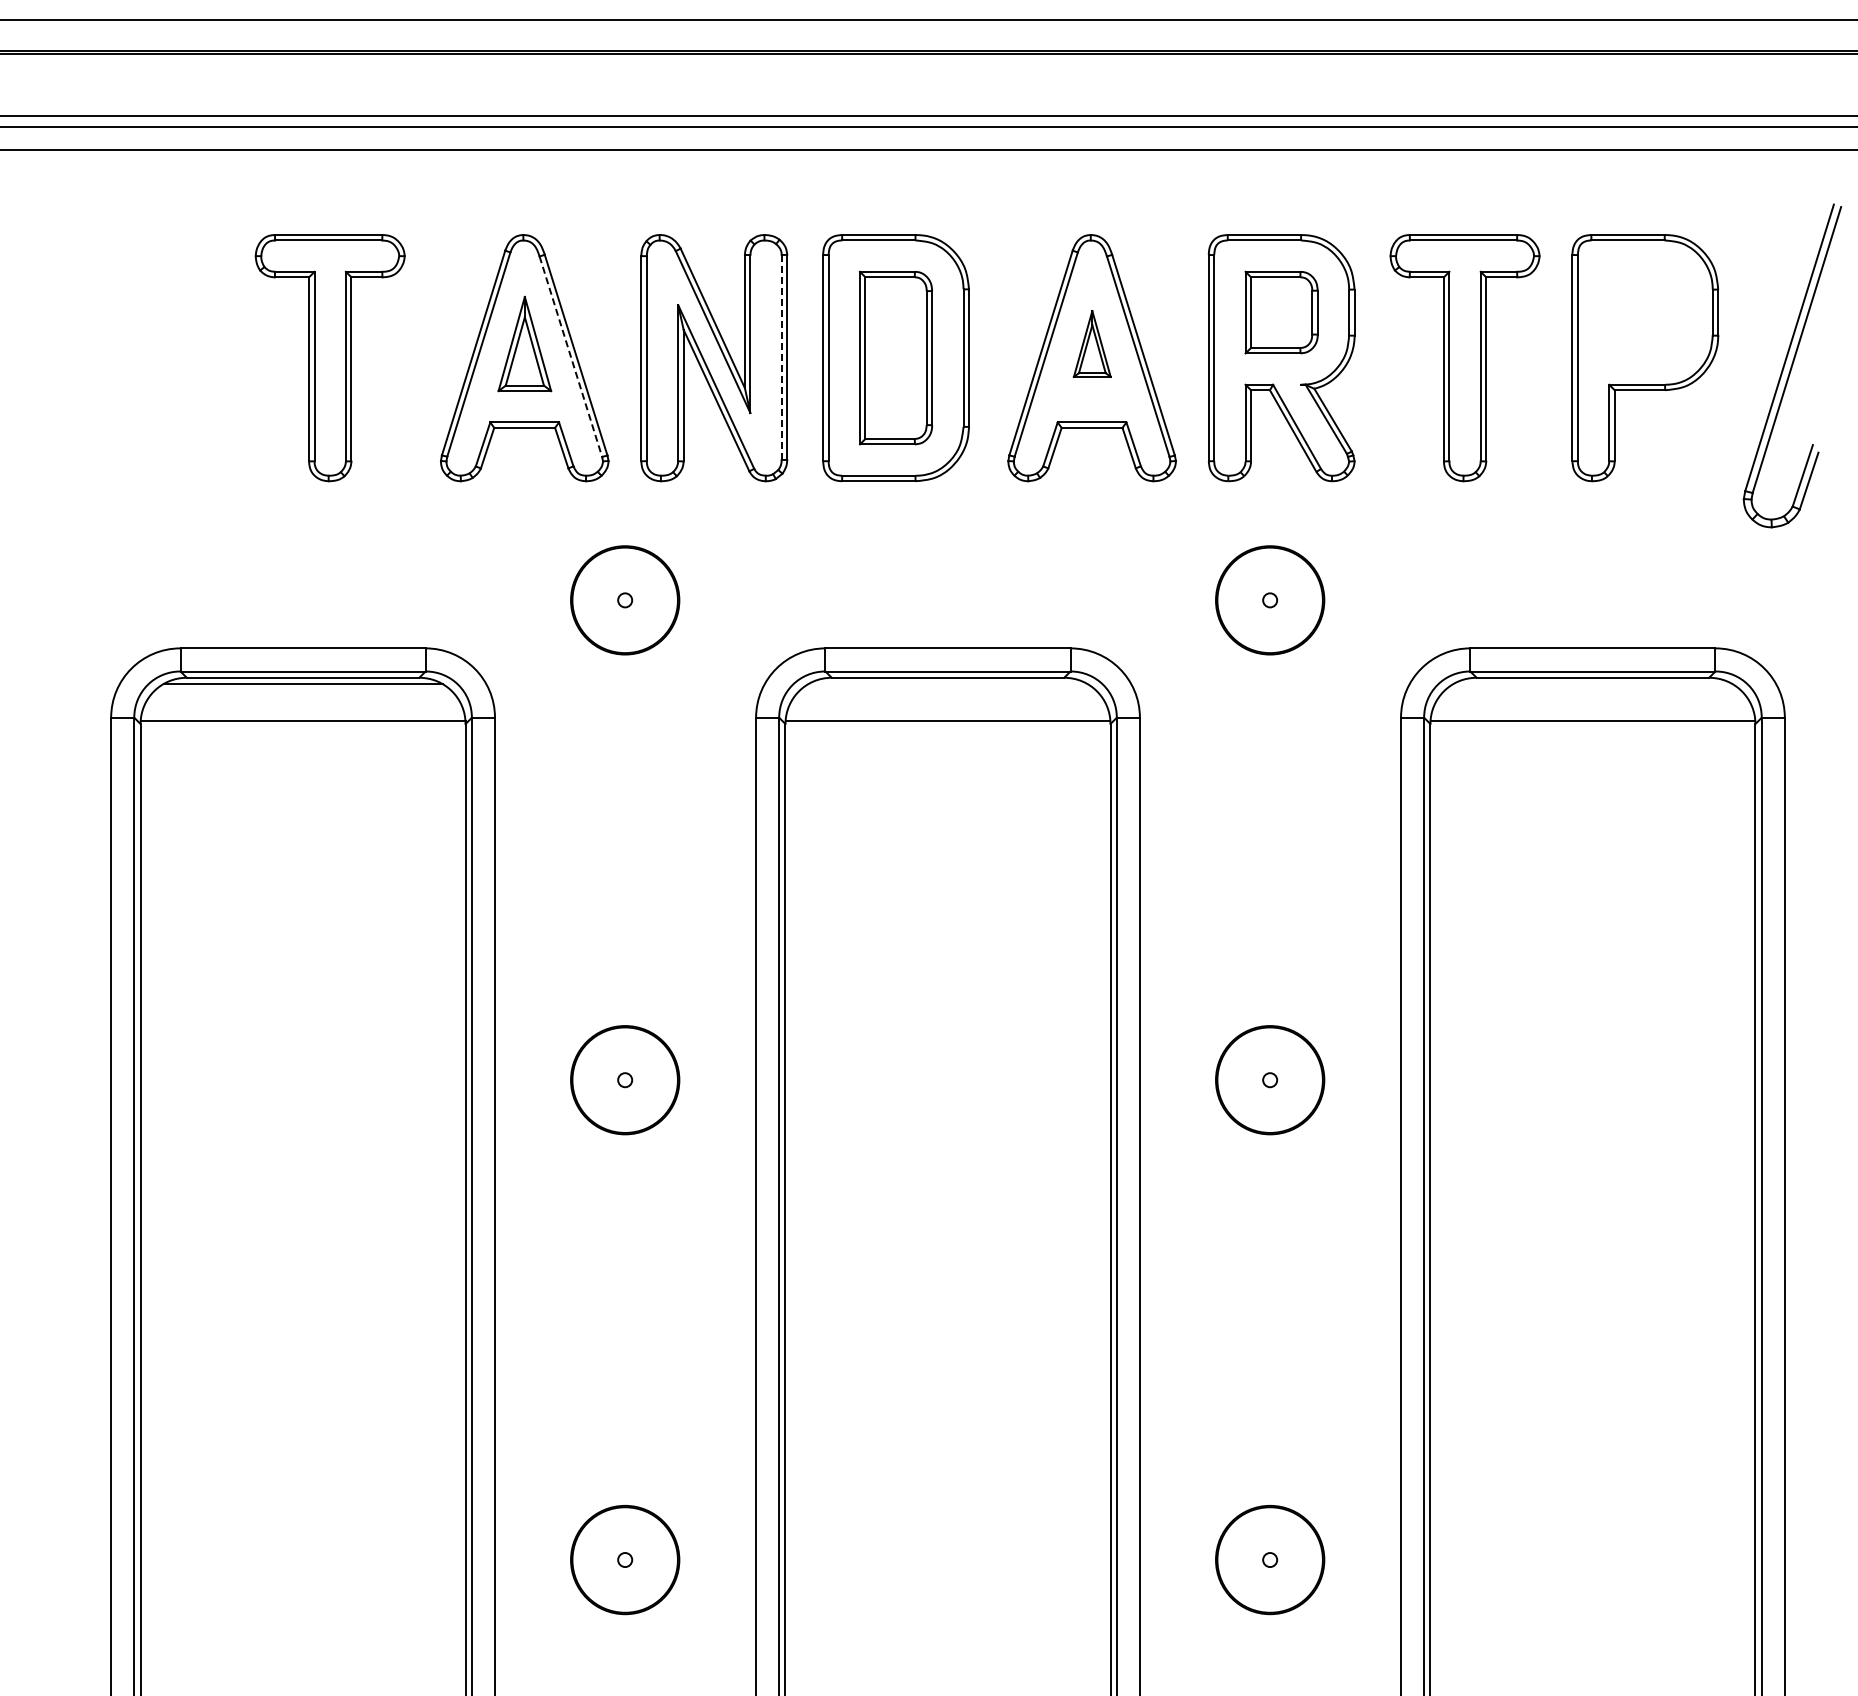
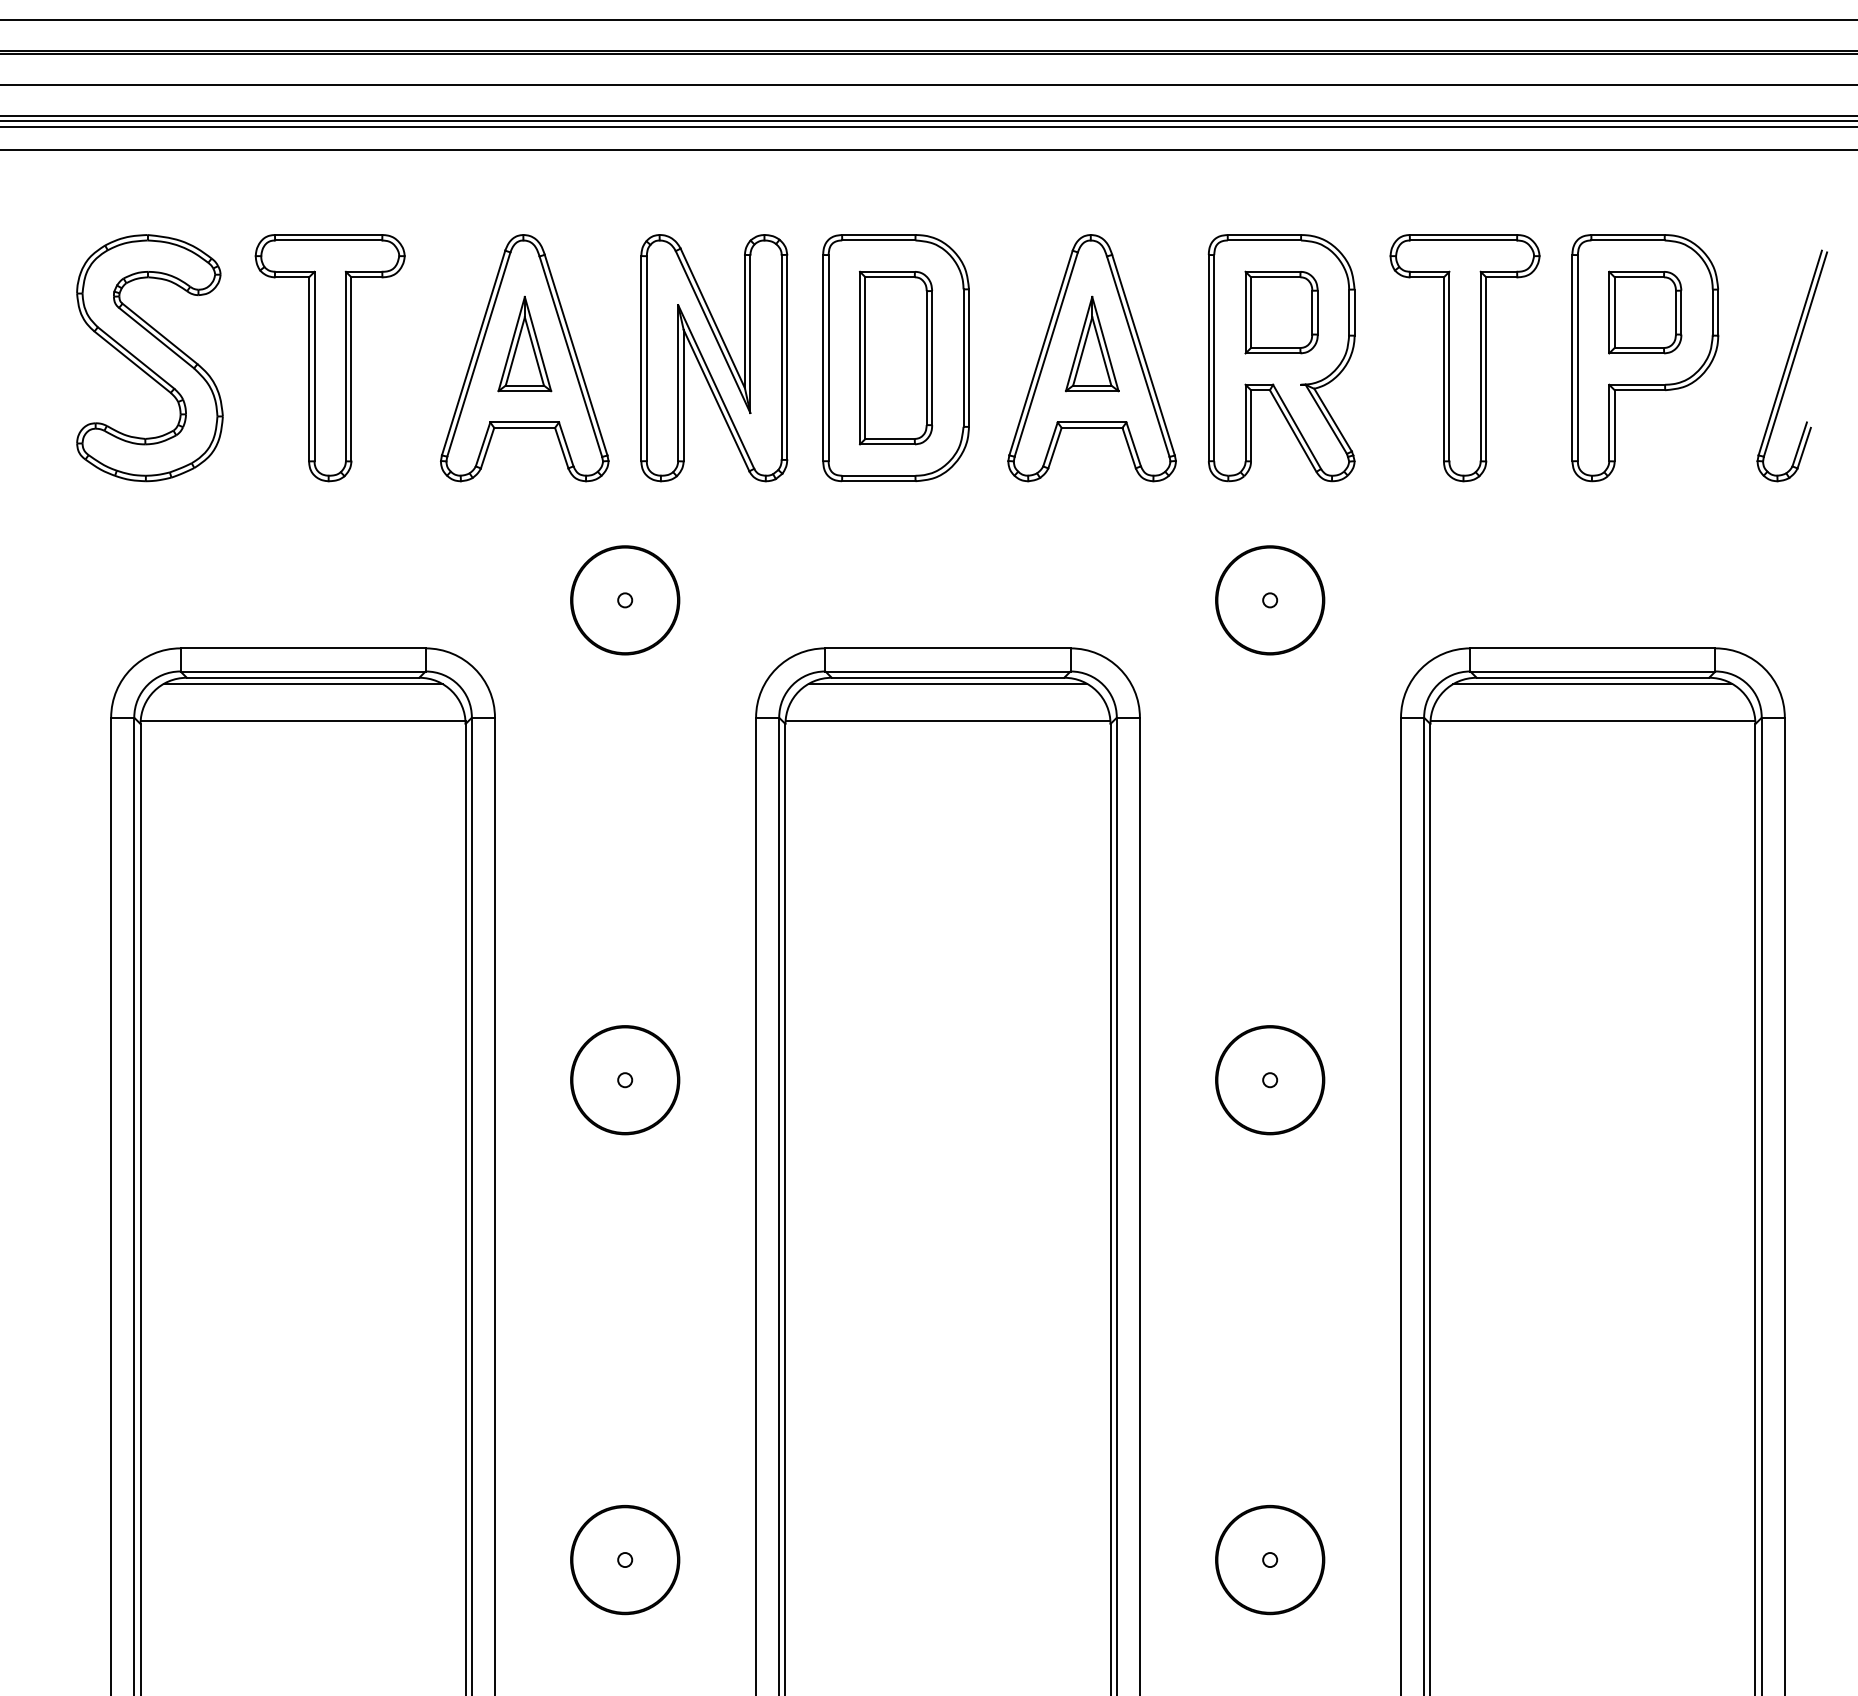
line: none -> present (928, 84)
line: none -> present (928, 120)
part: none -> present (1645, 312)
part size: 40x68 px -> 55x98 px (1092, 343)
line: dashed -> solid (571, 357)
line: dashed -> solid (781, 357)
part: none -> present (149, 358)
part size: 101x326 px -> 72x234 px (1791, 365)
line: none -> present (947, 683)
line: none -> present (1592, 683)
